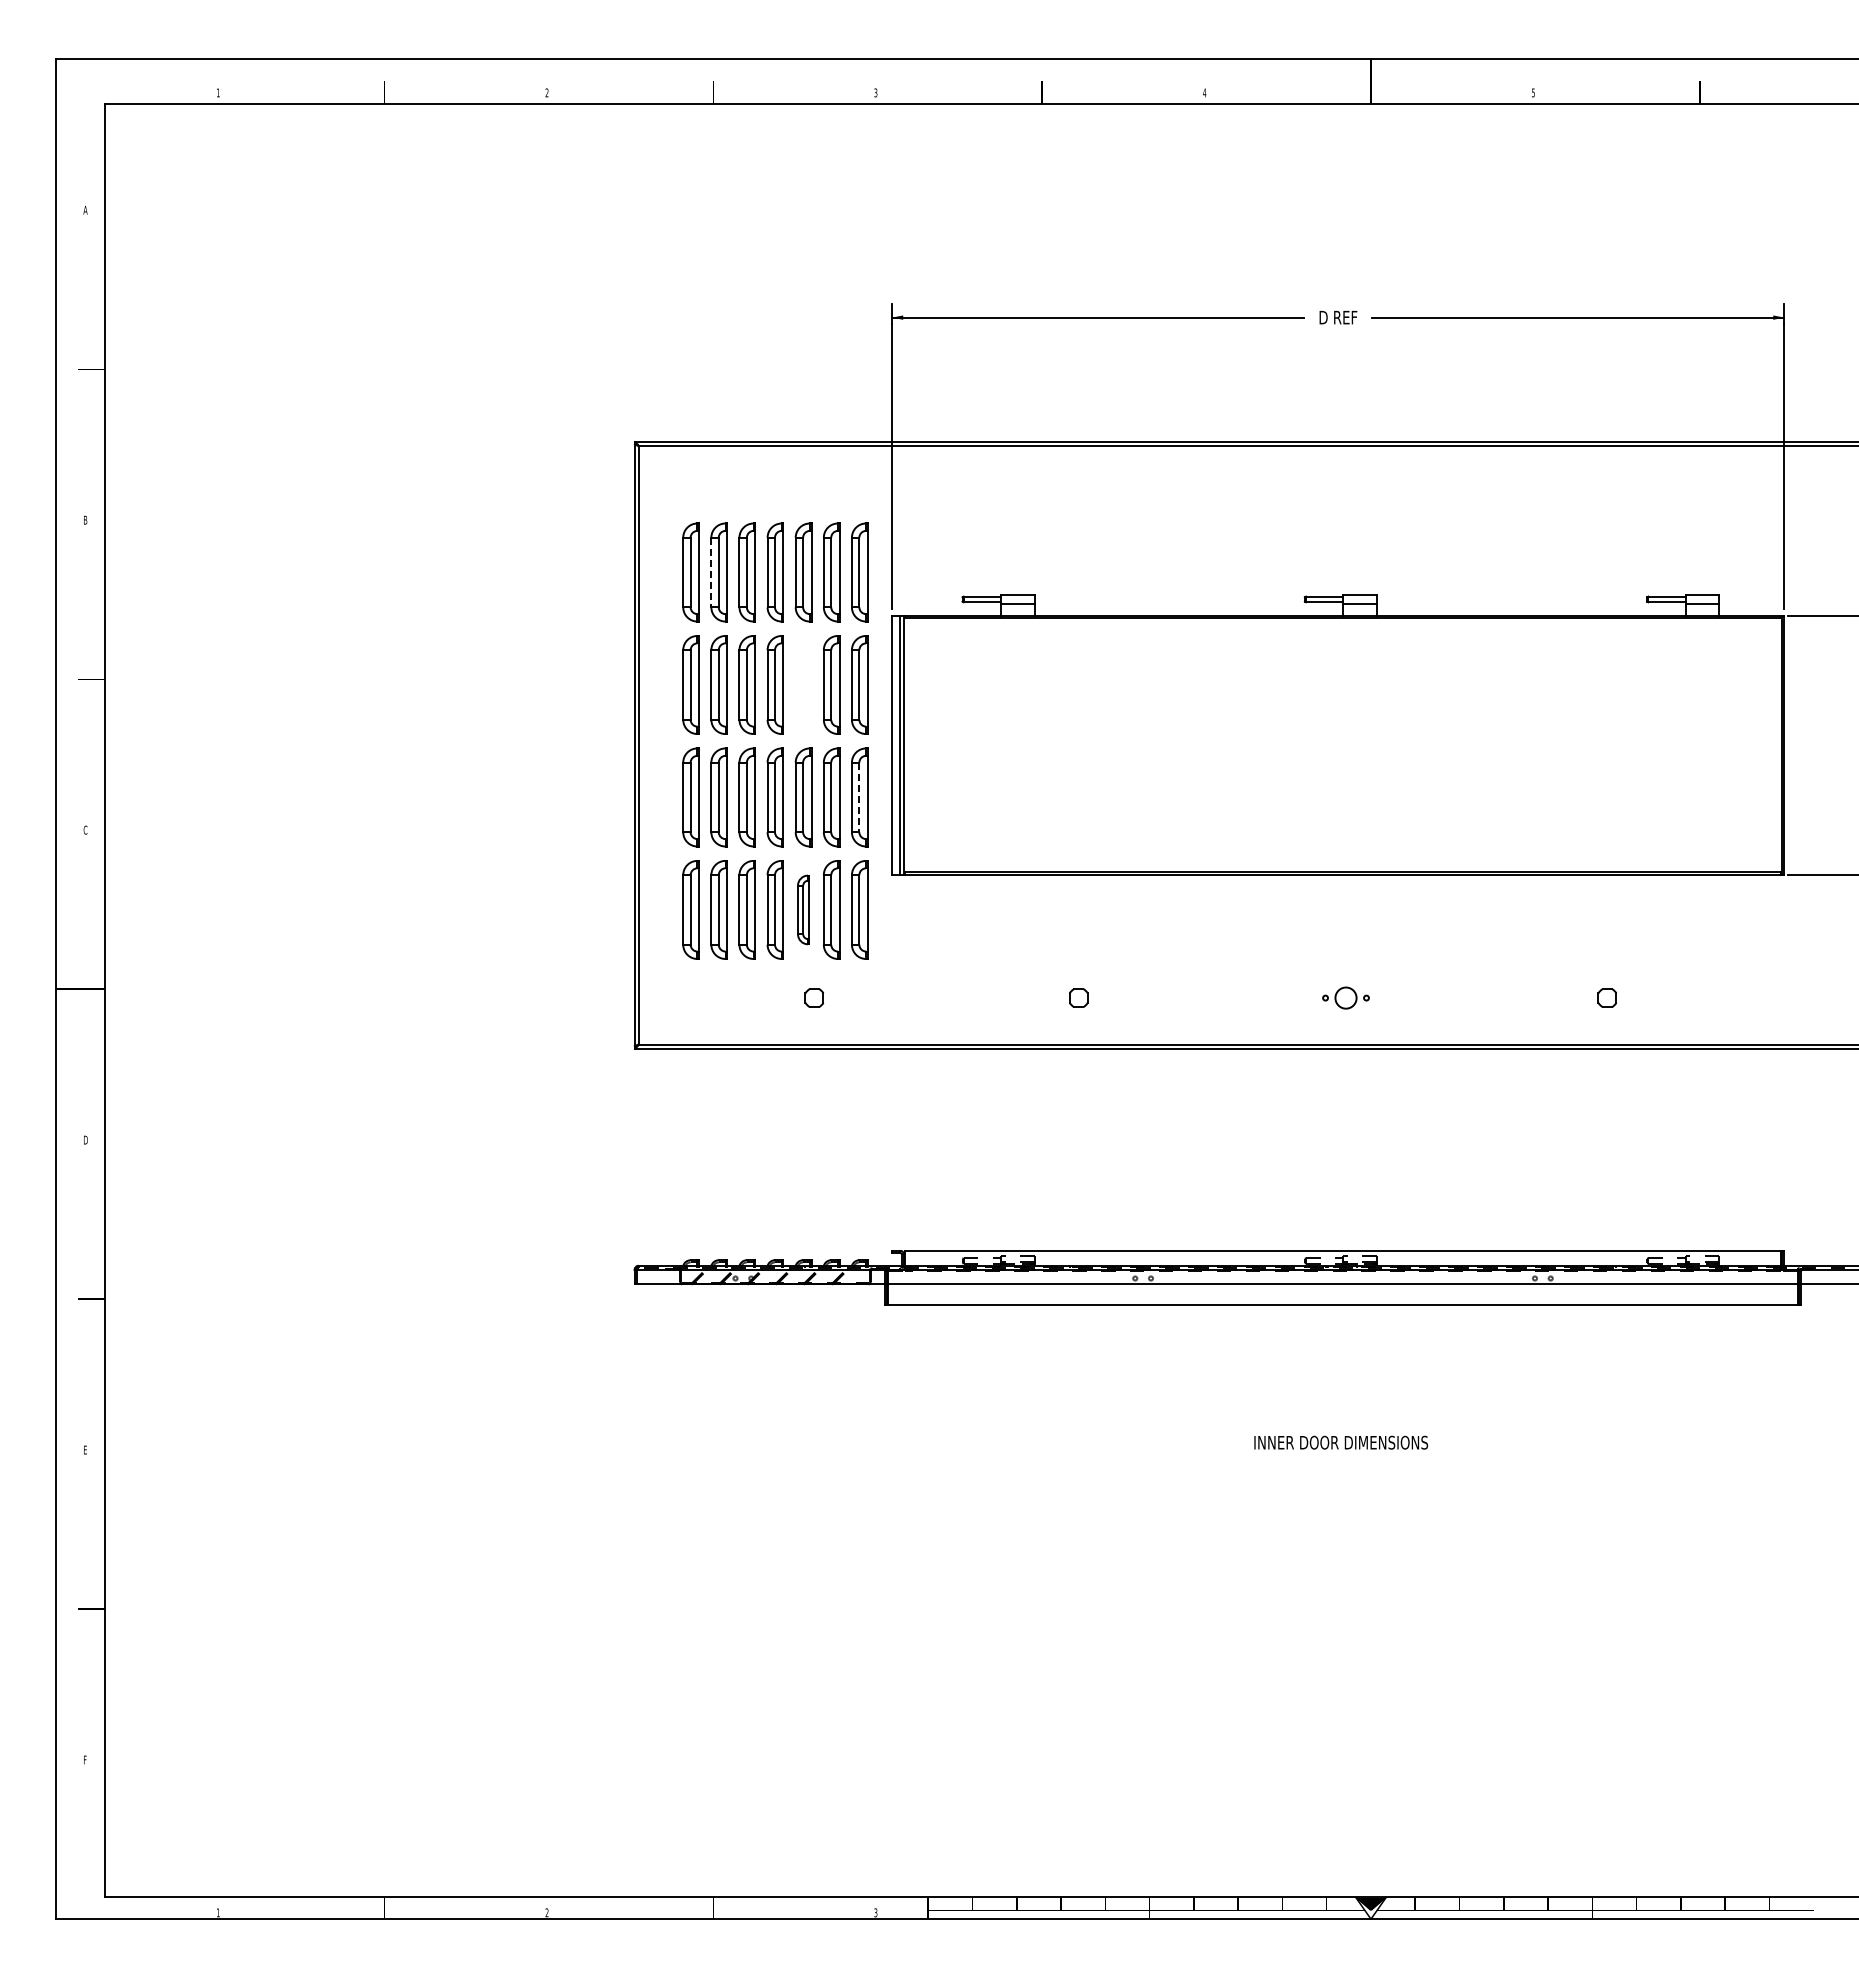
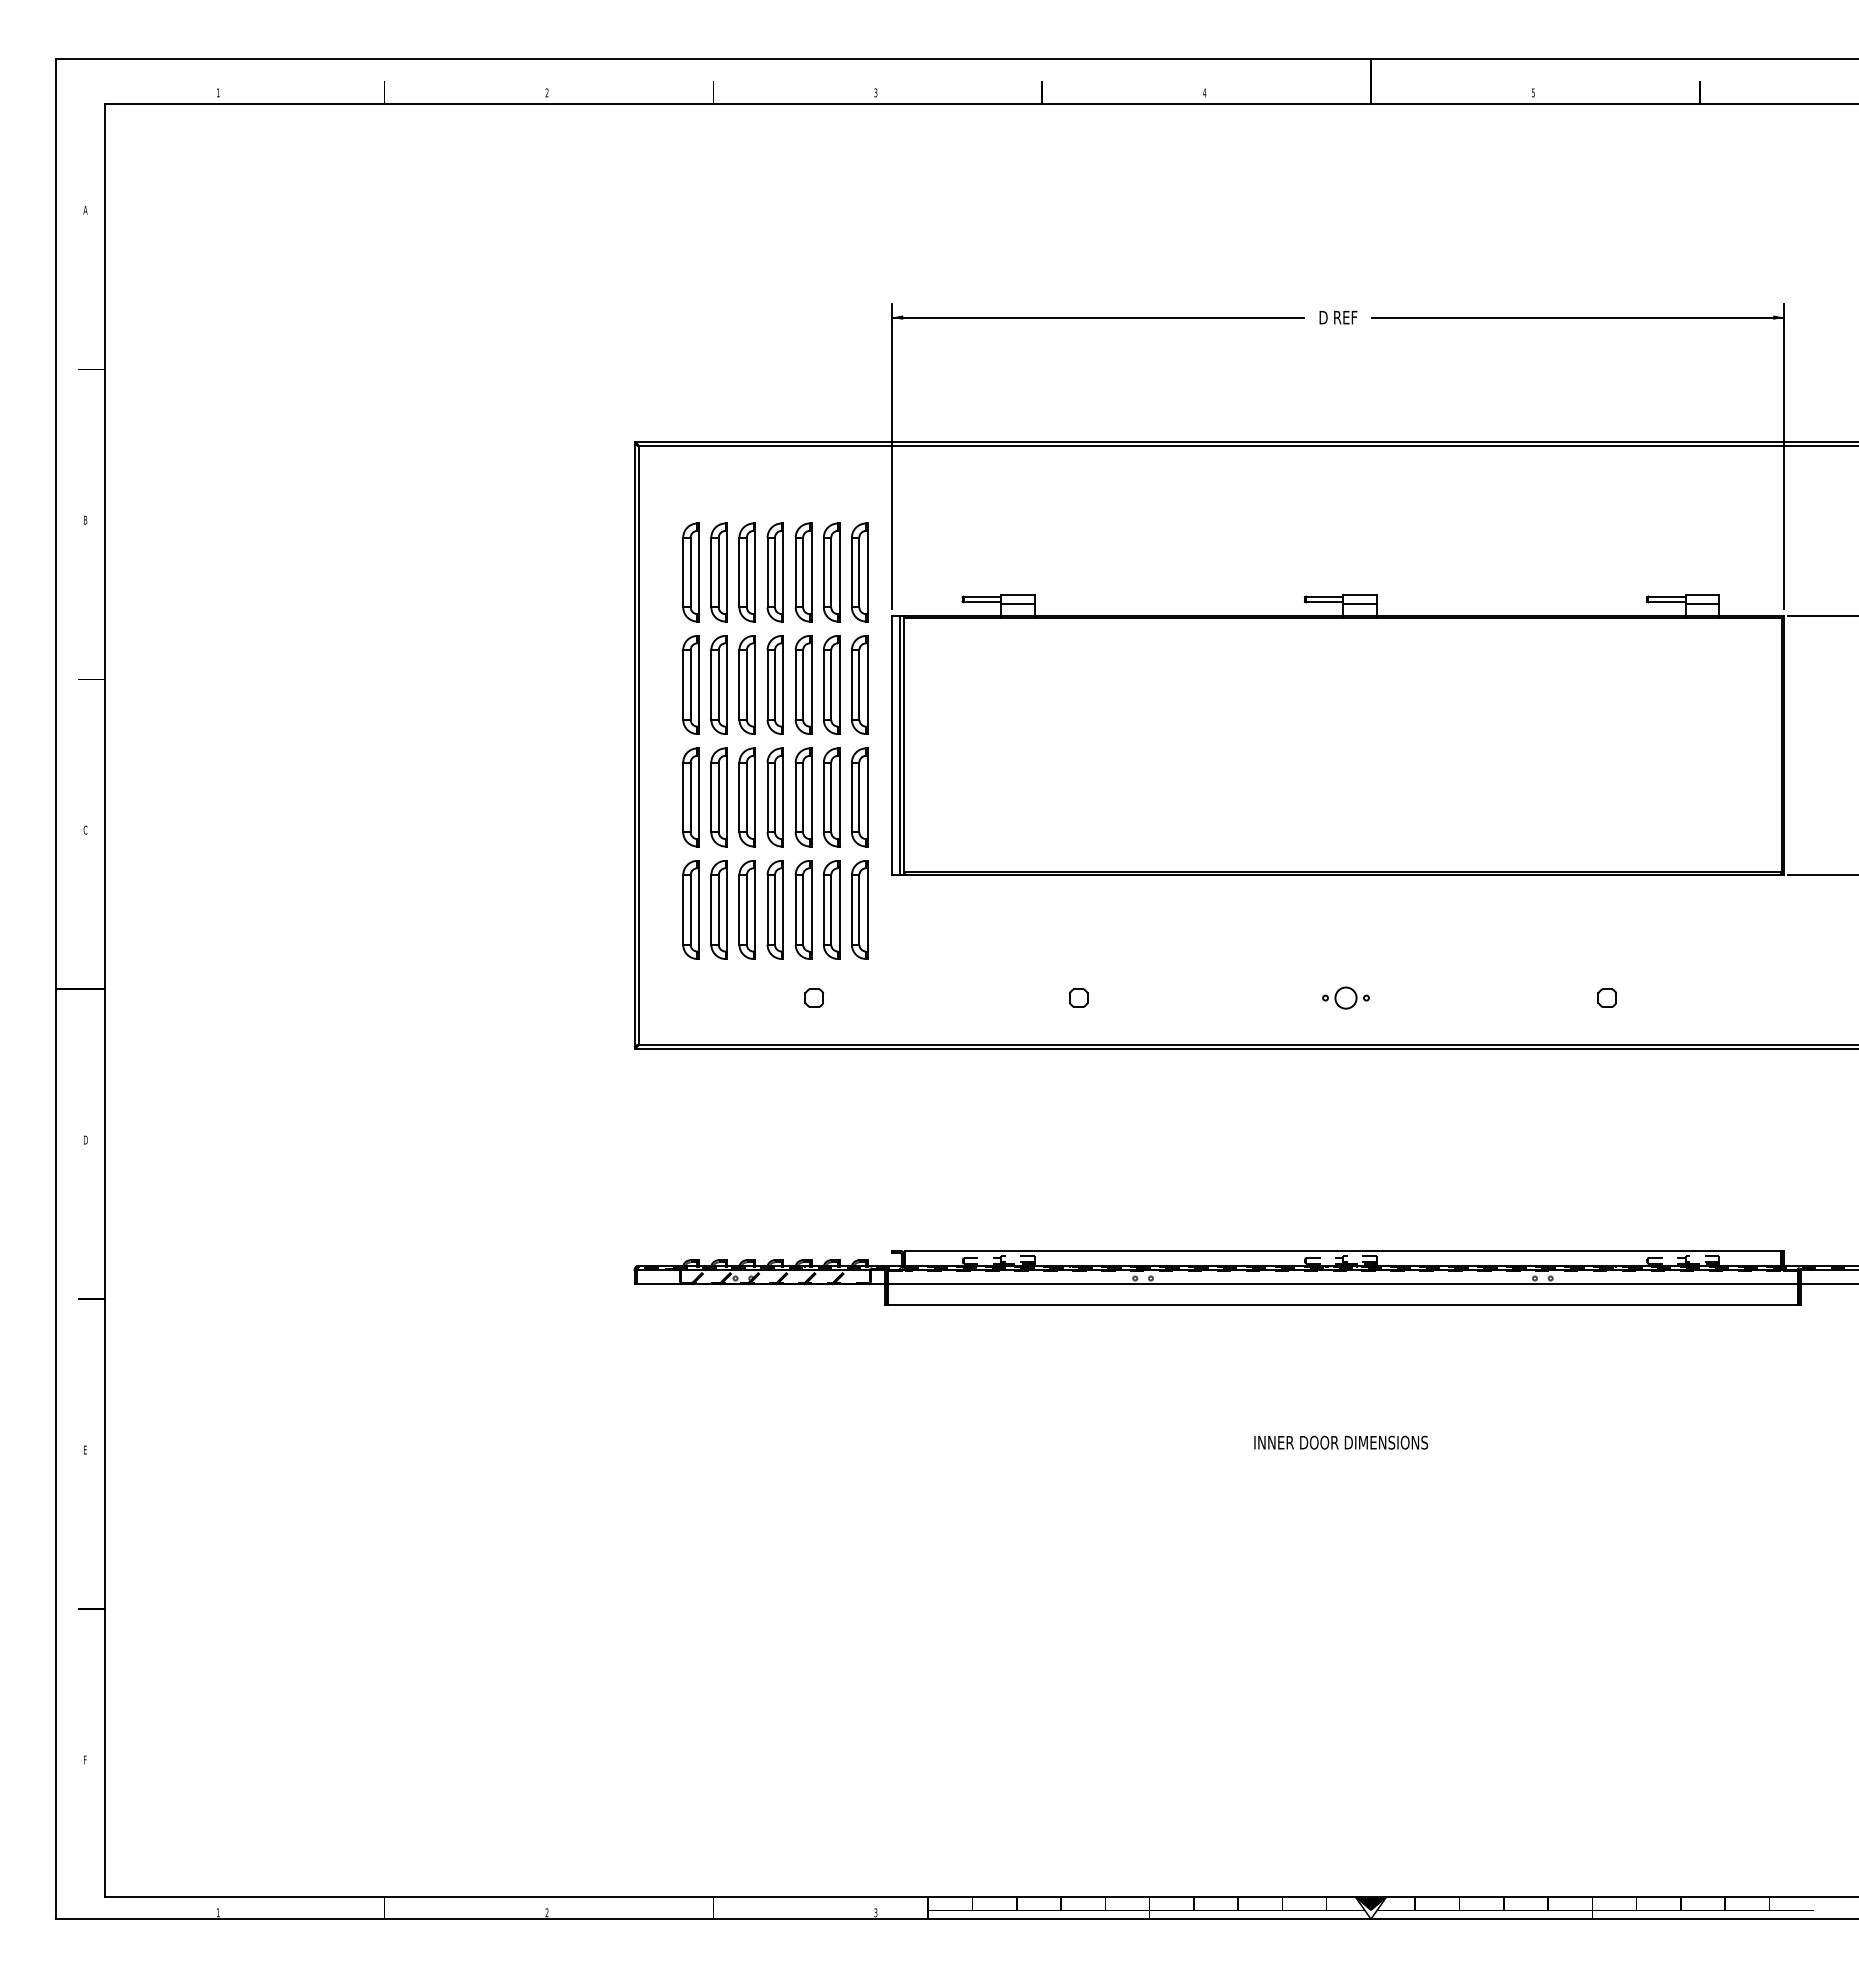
line: dashed -> solid (711, 572)
part: none -> present (803, 684)
line: dashed -> solid (859, 797)
part size: 13x72 px -> 19x100 px (803, 909)
